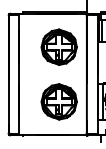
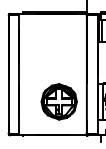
part: present -> none (58, 46)
